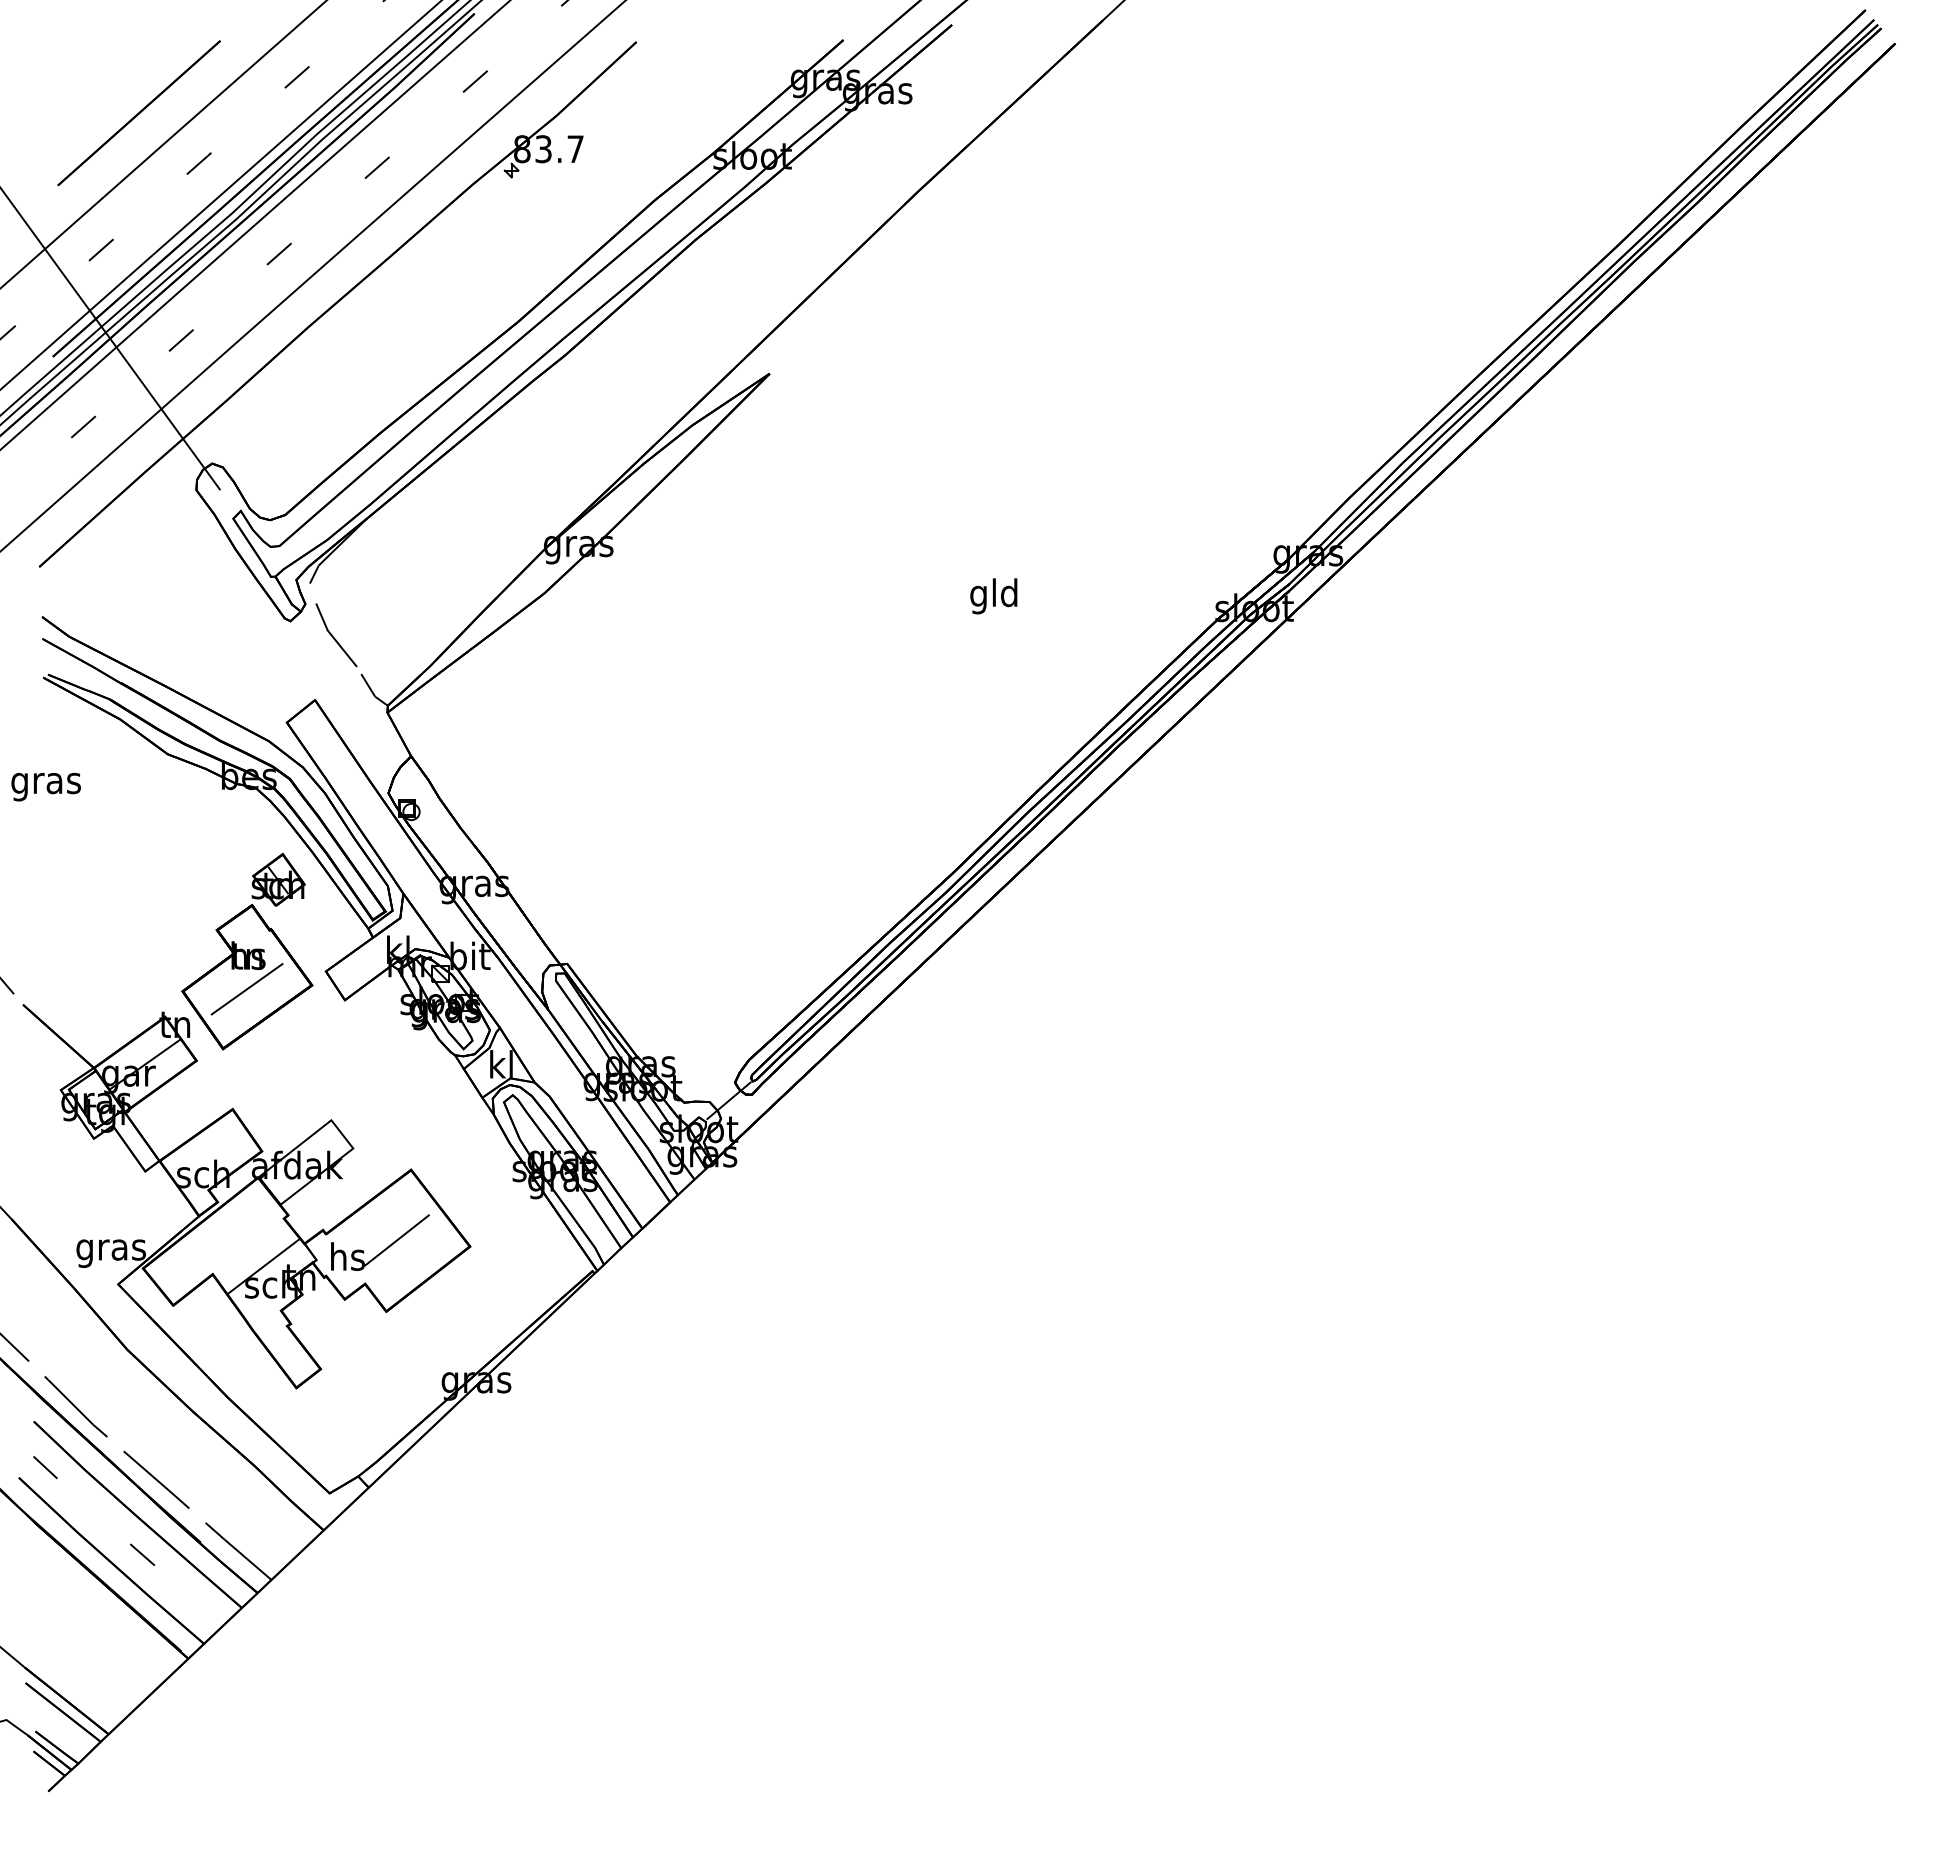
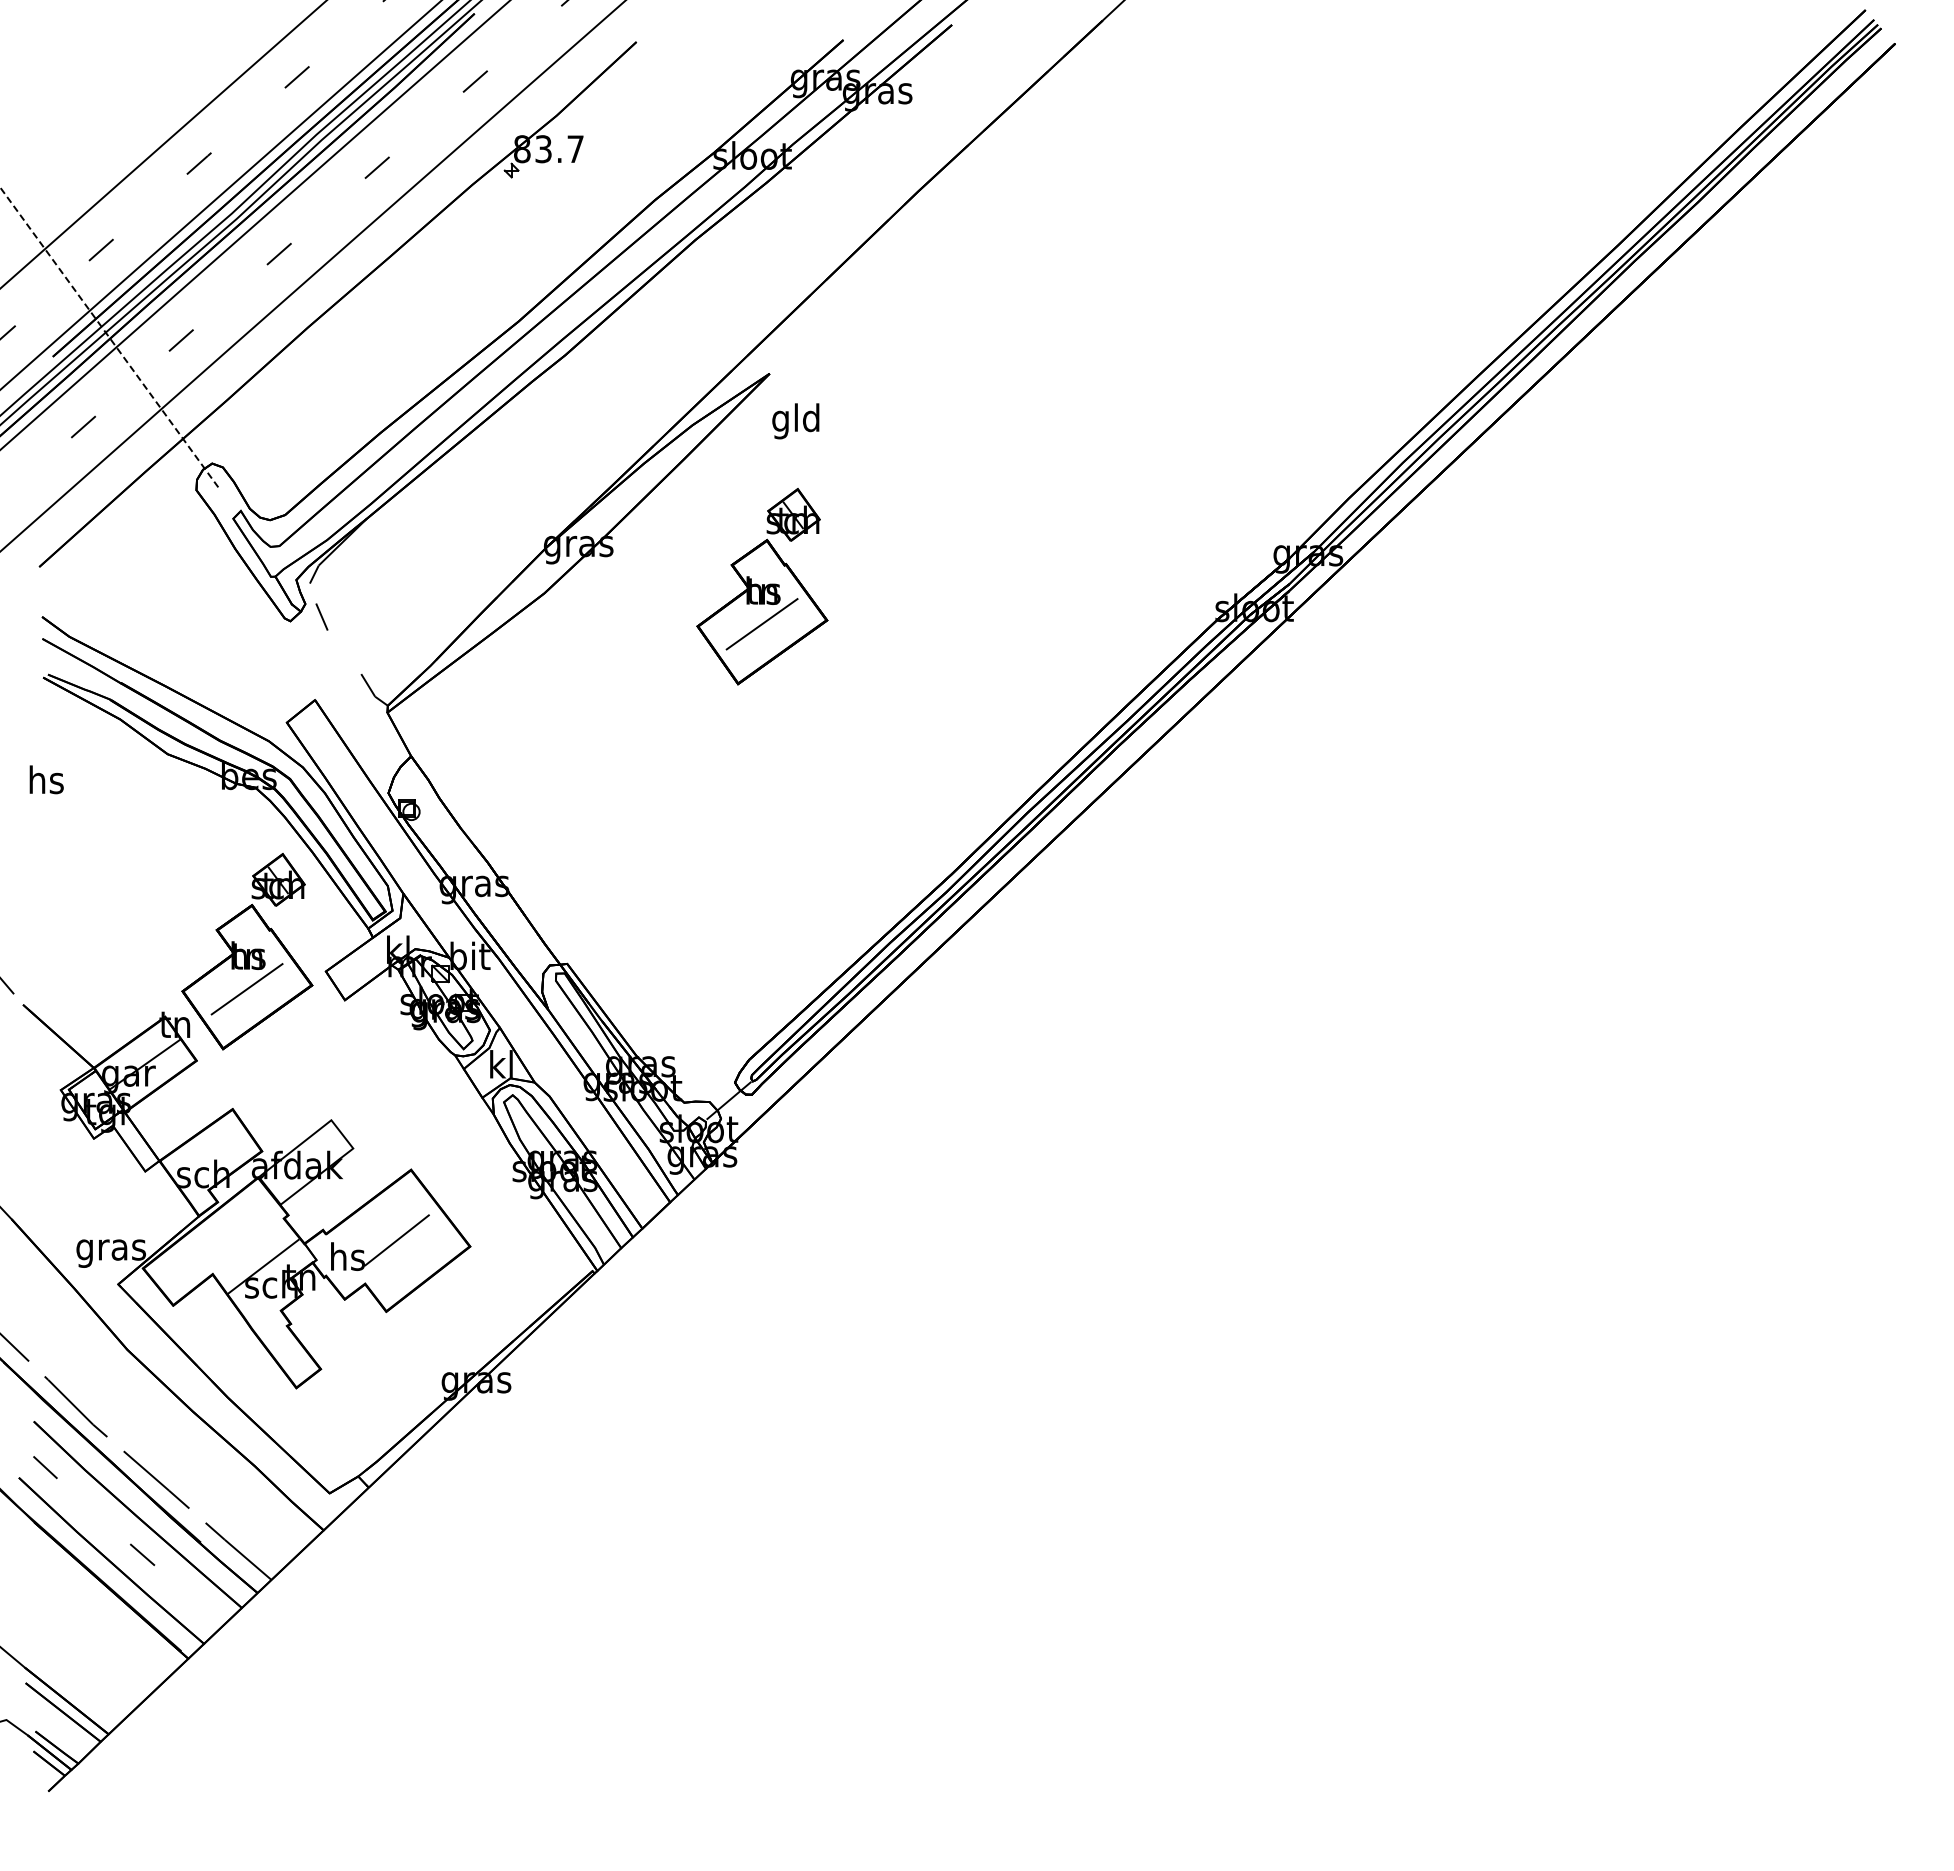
line: present -> none (138, 113)
line: solid -> dashed (109, 338)
part: none -> present (762, 586)
text position: (993, 596) -> (795, 421) (795, 421)
line: present -> none (341, 648)
text: gras -> hs (45, 783)
